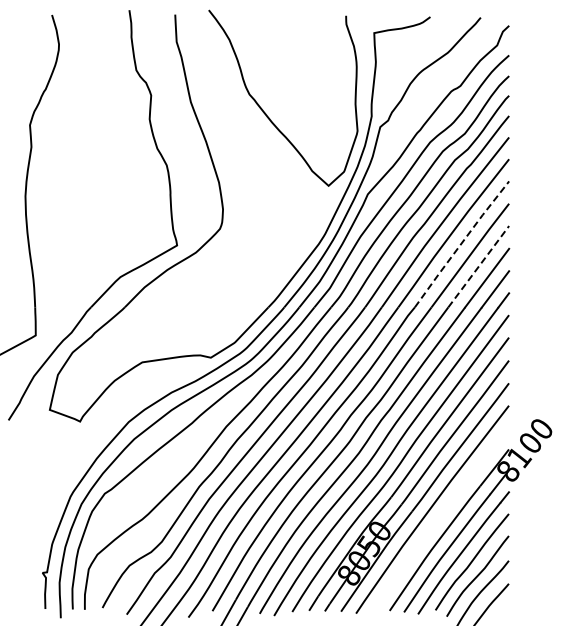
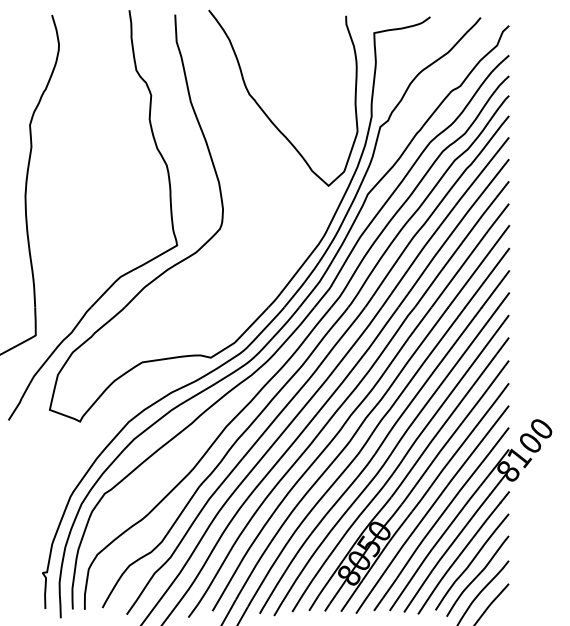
line: dashed -> solid (461, 243)
line: dashed -> solid (478, 266)
curve: none -> present (440, 518)
